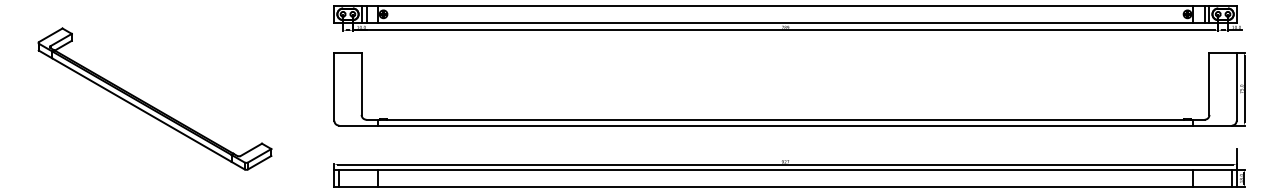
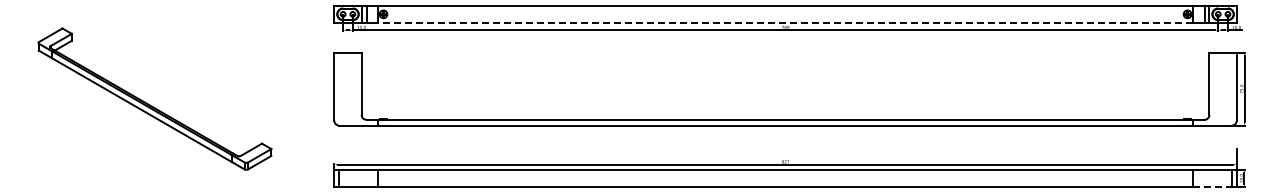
line: solid -> dashed (784, 23)
line: solid -> dashed (1213, 187)
